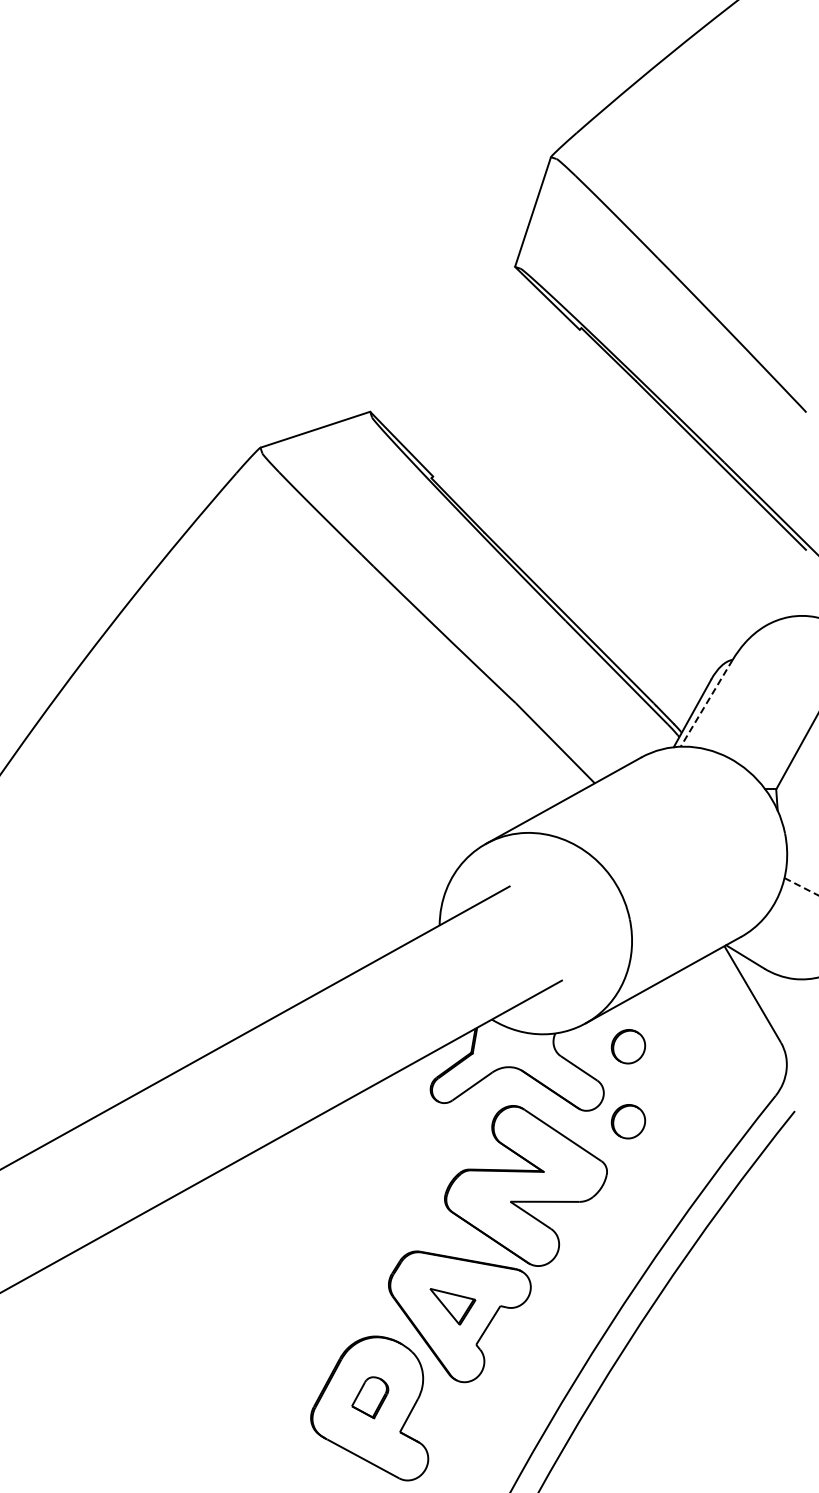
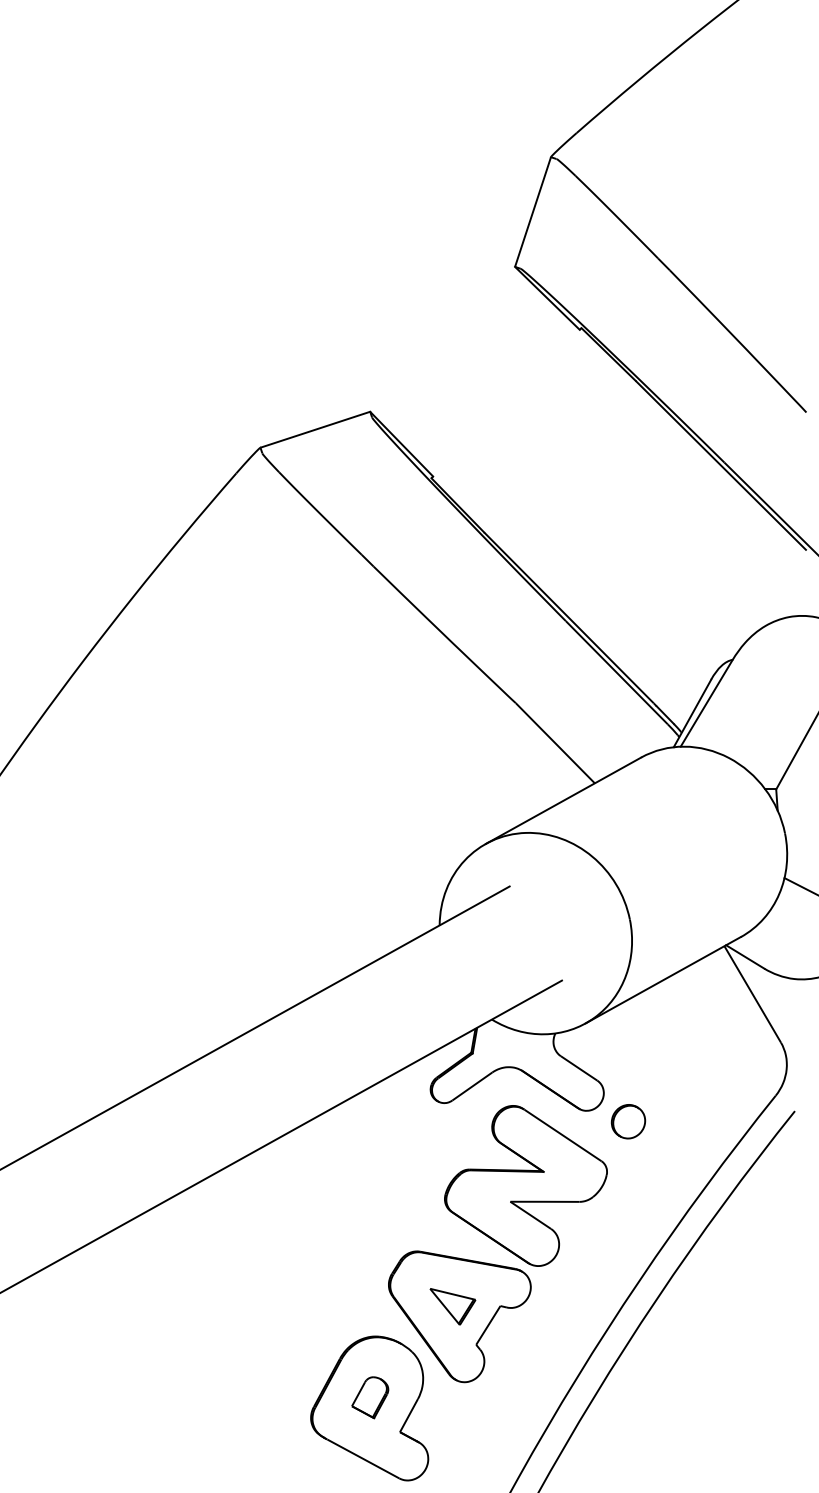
line: dashed -> solid (706, 703)
line: dashed -> solid (802, 887)
part: present -> none (628, 1046)
